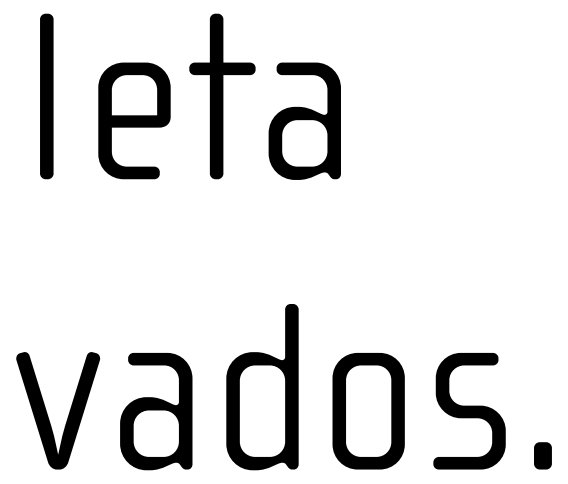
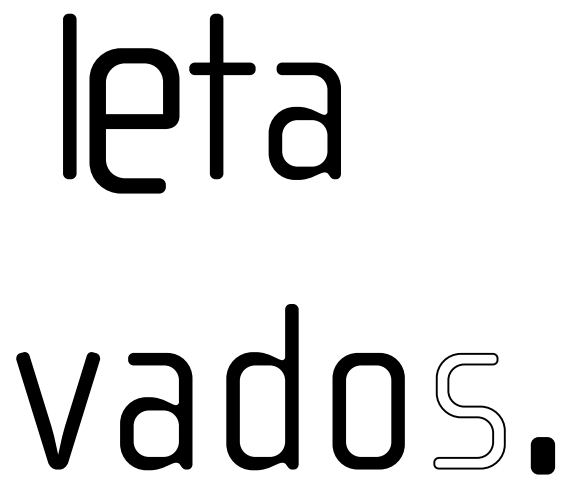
part position: (46, 96) -> (69, 96) (69, 96)
part size: 73x118 px -> 91x146 px (134, 120)
fill: present -> none (469, 410)
part size: 18x28 px -> 25x38 px (542, 455)
